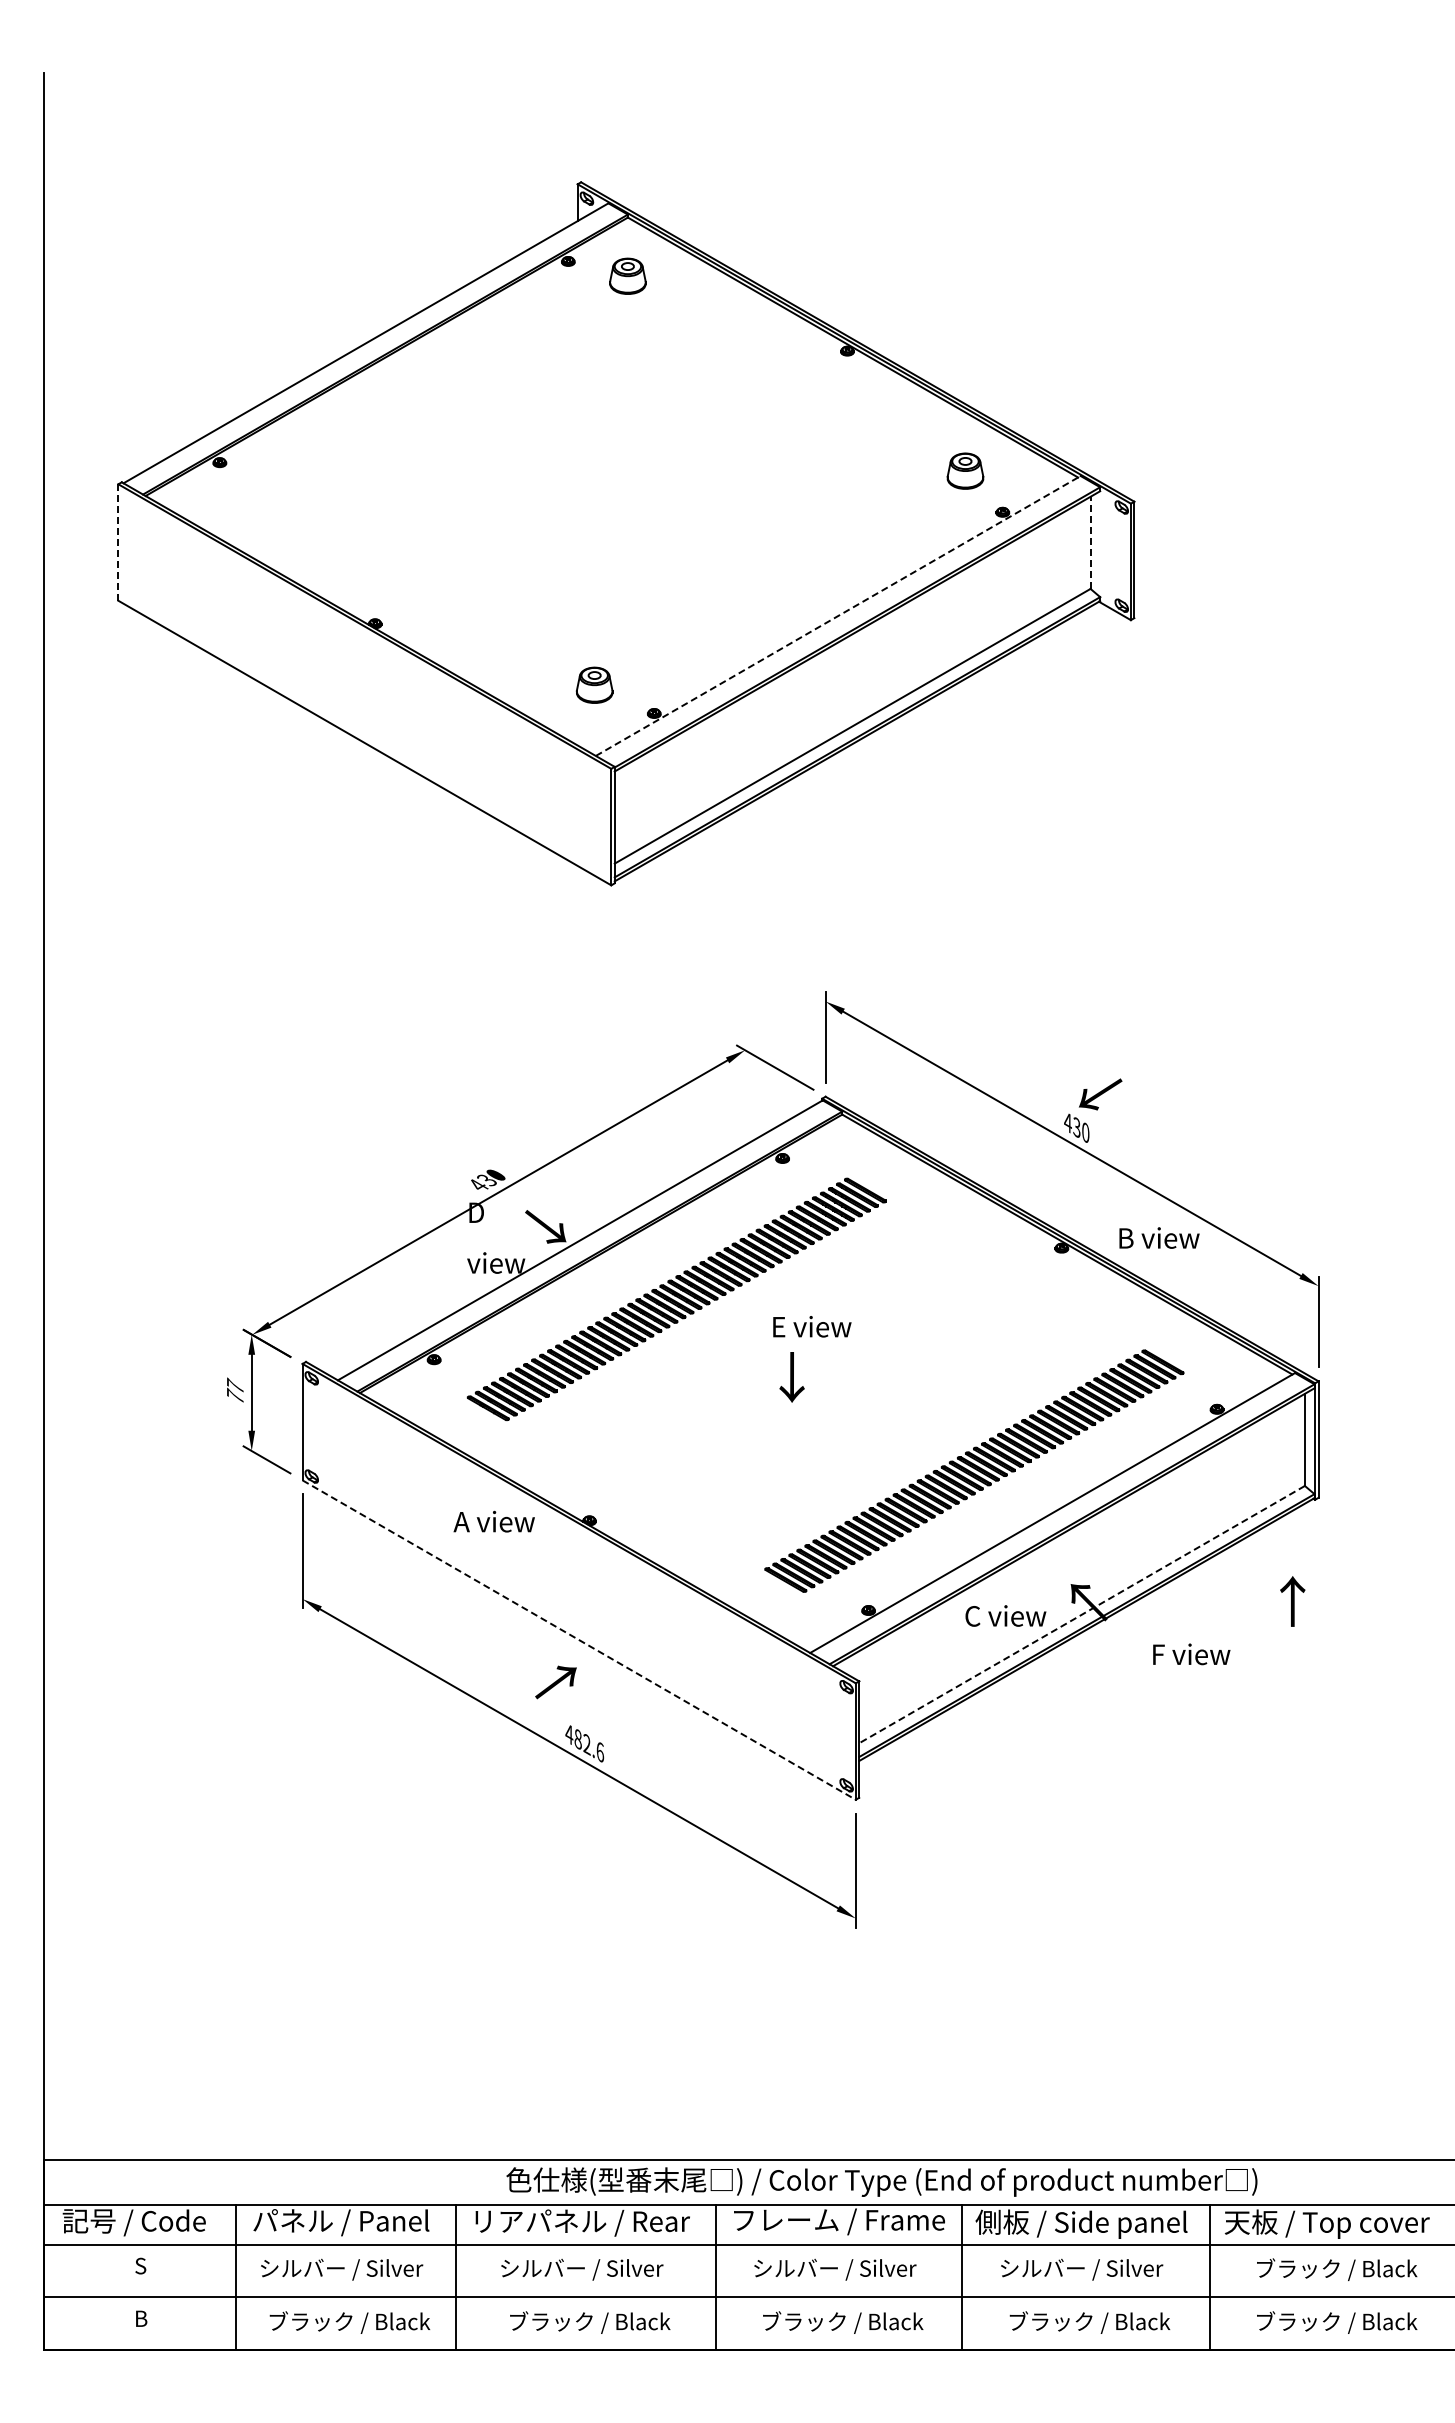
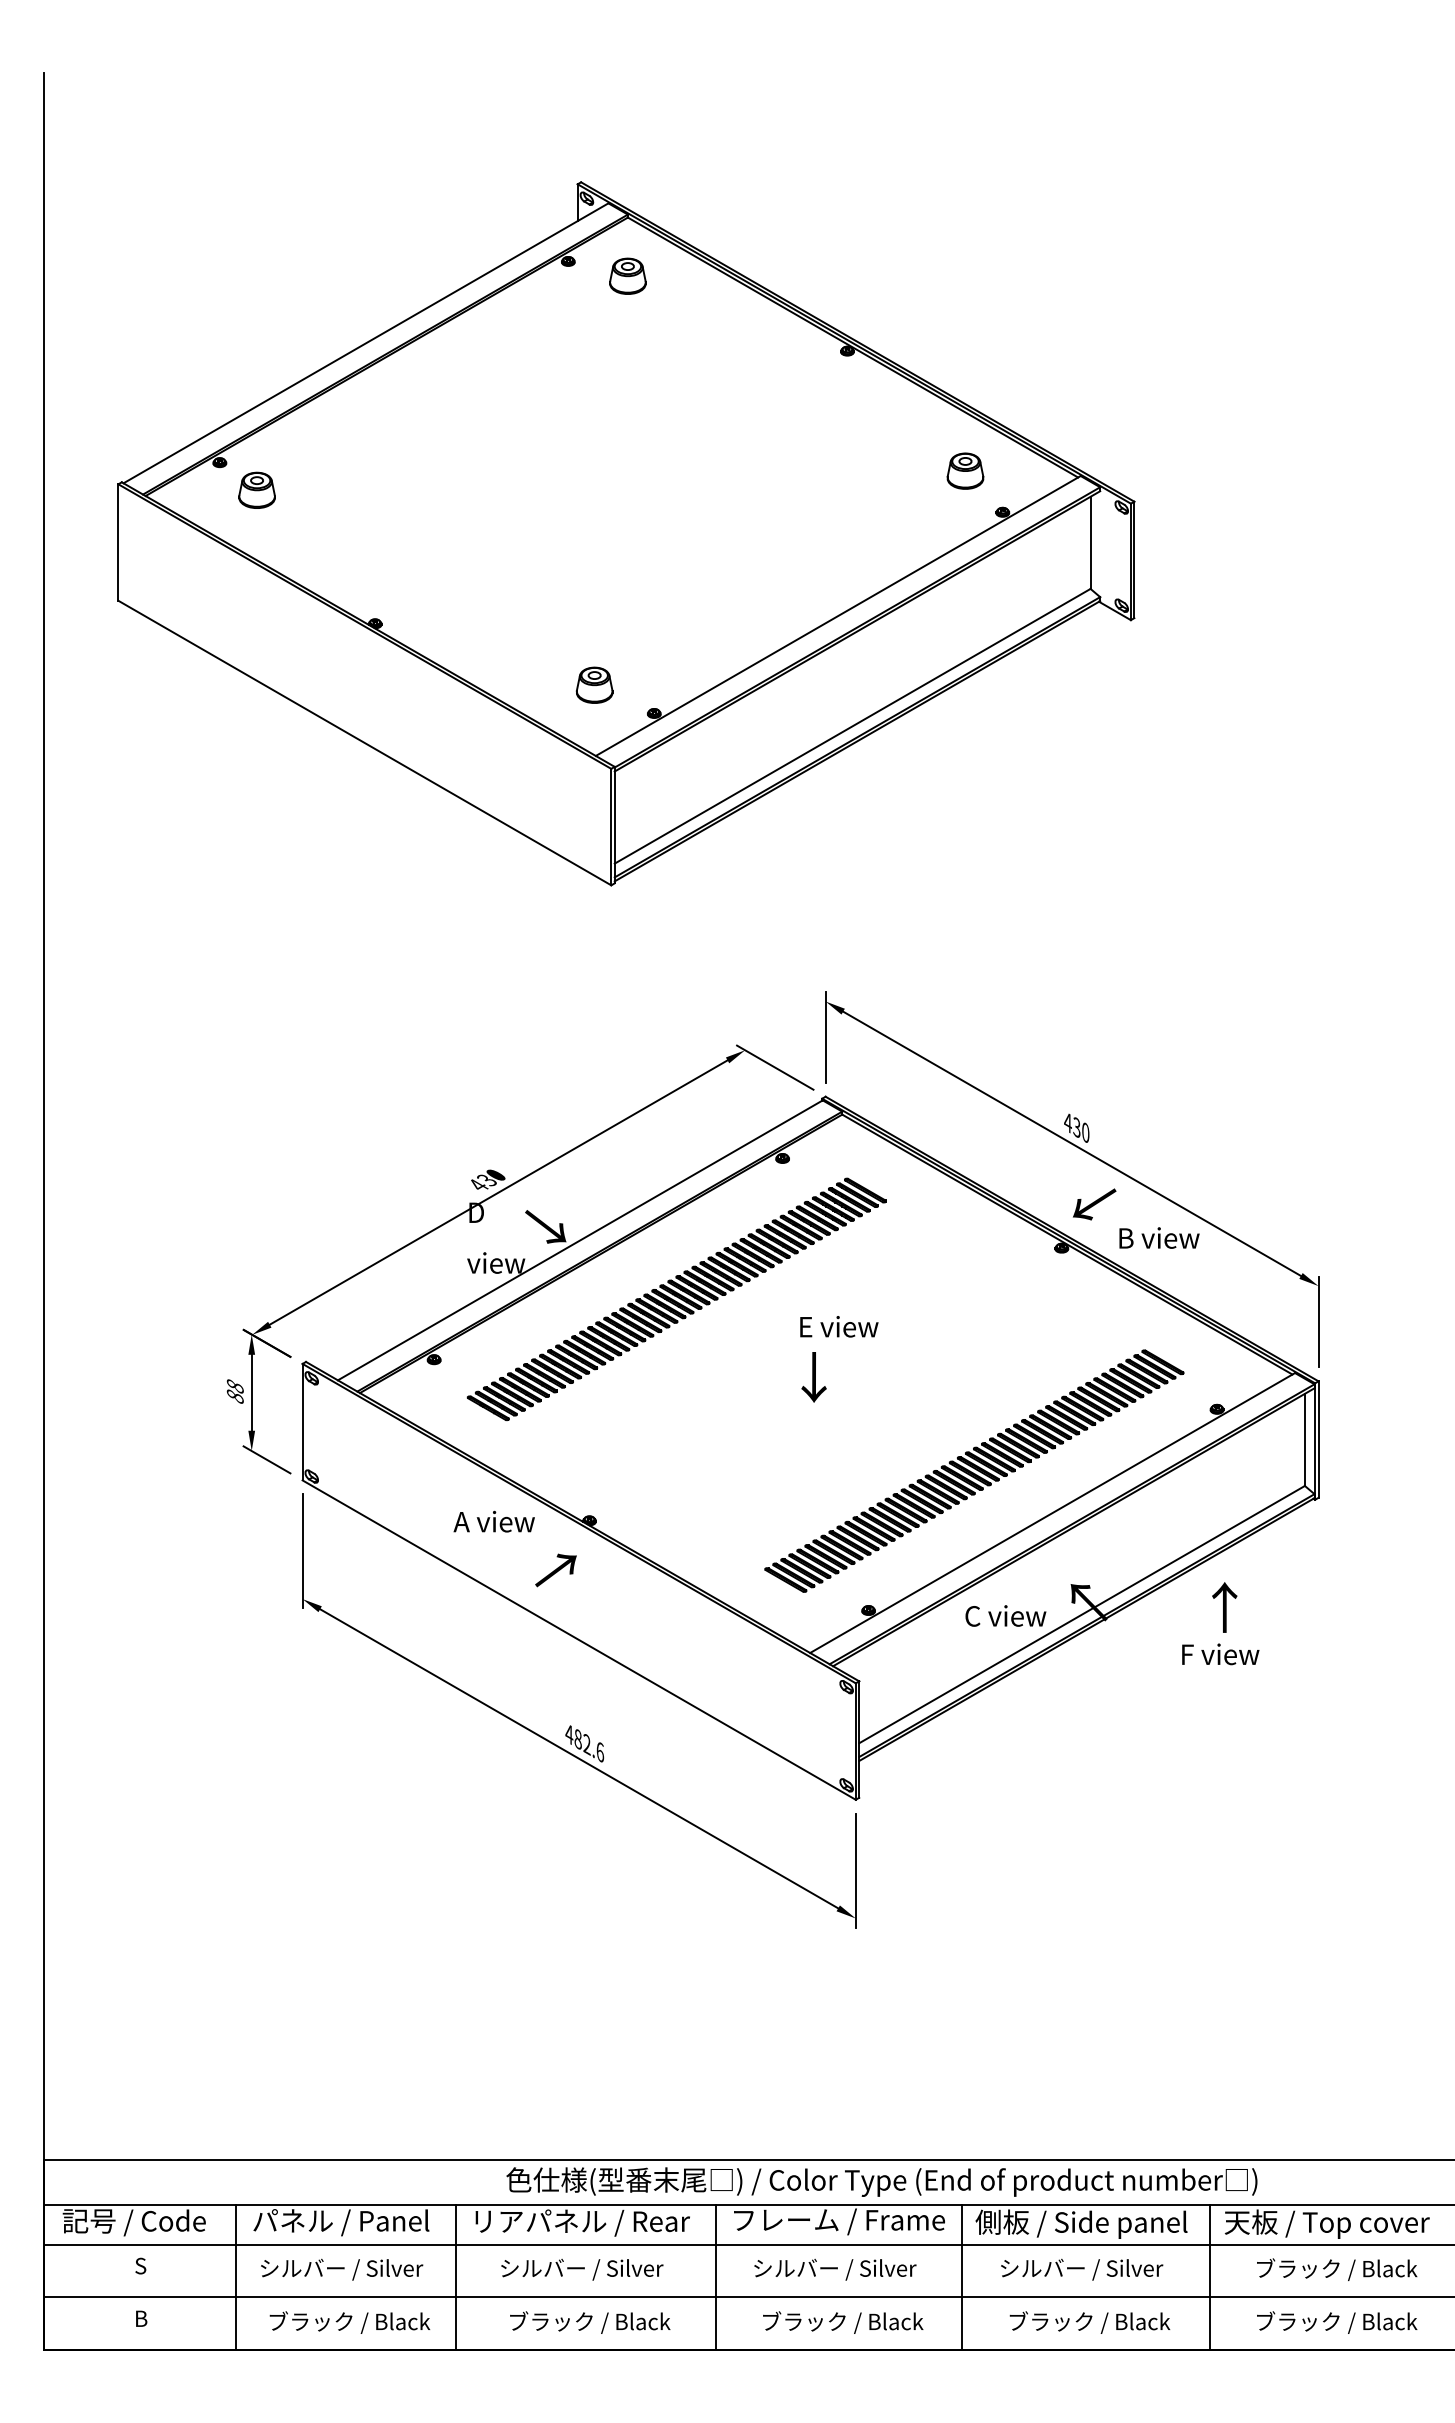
part: none -> present (256, 489)
line: dashed -> solid (1090, 542)
line: dashed -> solid (118, 543)
line: dashed -> solid (838, 615)
text position: (1100, 1094) -> (1094, 1204) (1094, 1204)
text position: (812, 1326) -> (839, 1326) (839, 1326)
text position: (791, 1377) -> (813, 1377) (813, 1377)
text: 77 -> 88 (234, 1390)
text position: (1292, 1601) -> (1224, 1607) (1224, 1607)
line: dashed -> solid (1081, 1614)
line: dashed -> solid (579, 1640)
text position: (1191, 1654) -> (1220, 1654) (1220, 1654)
text position: (555, 1682) -> (555, 1570) (555, 1570)
